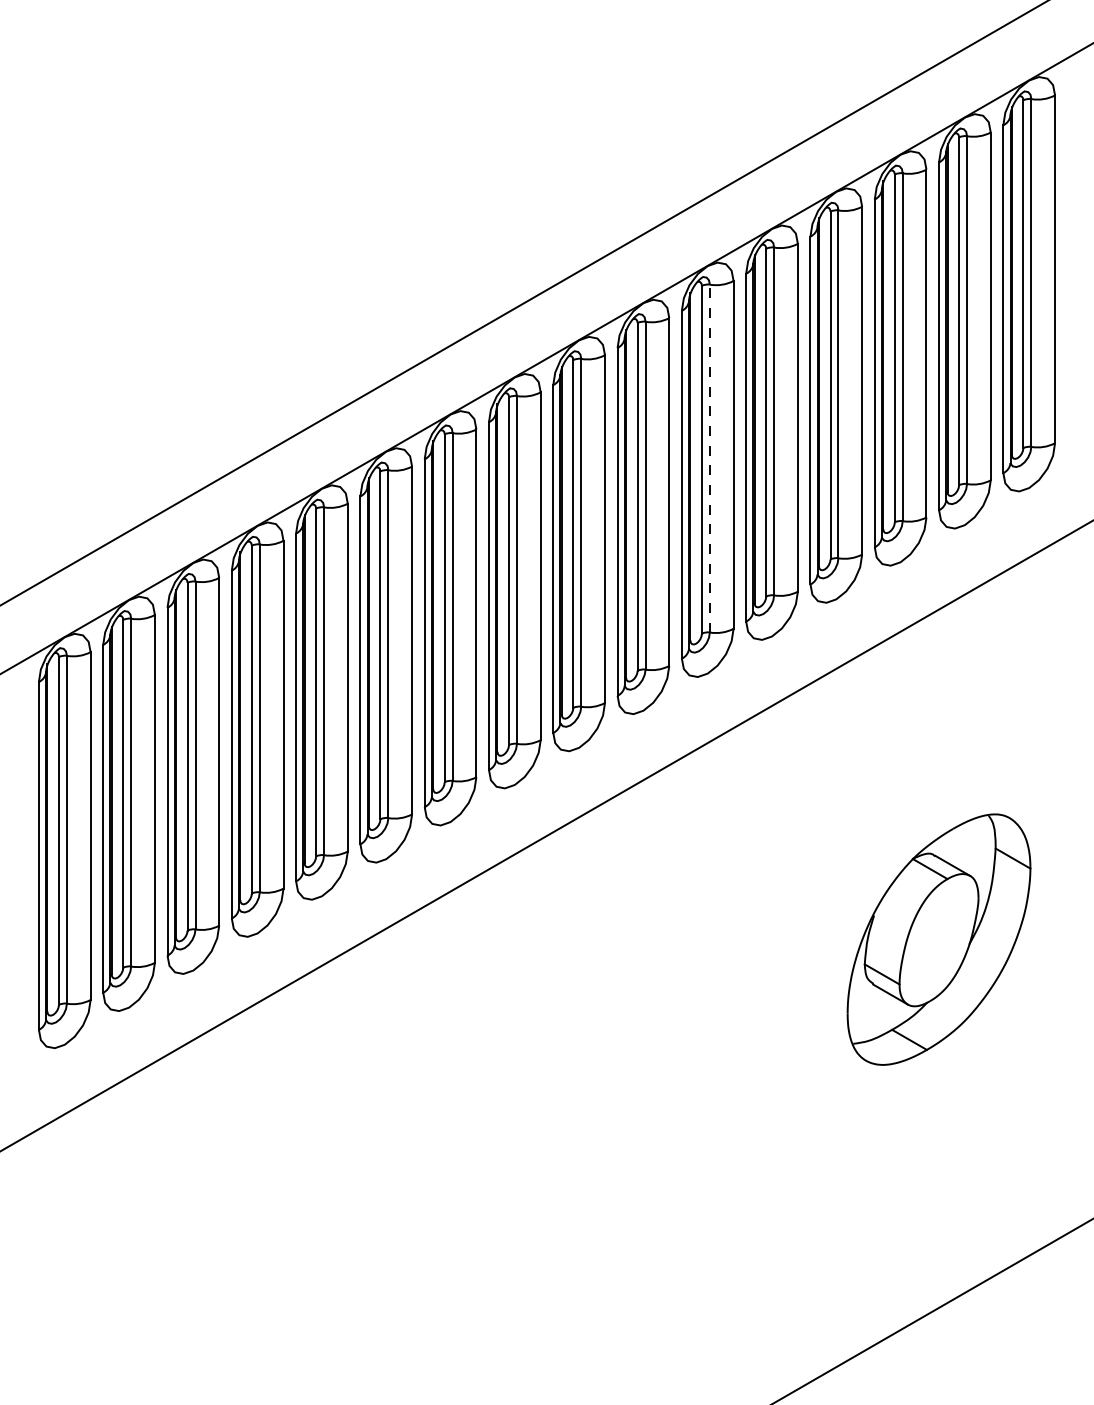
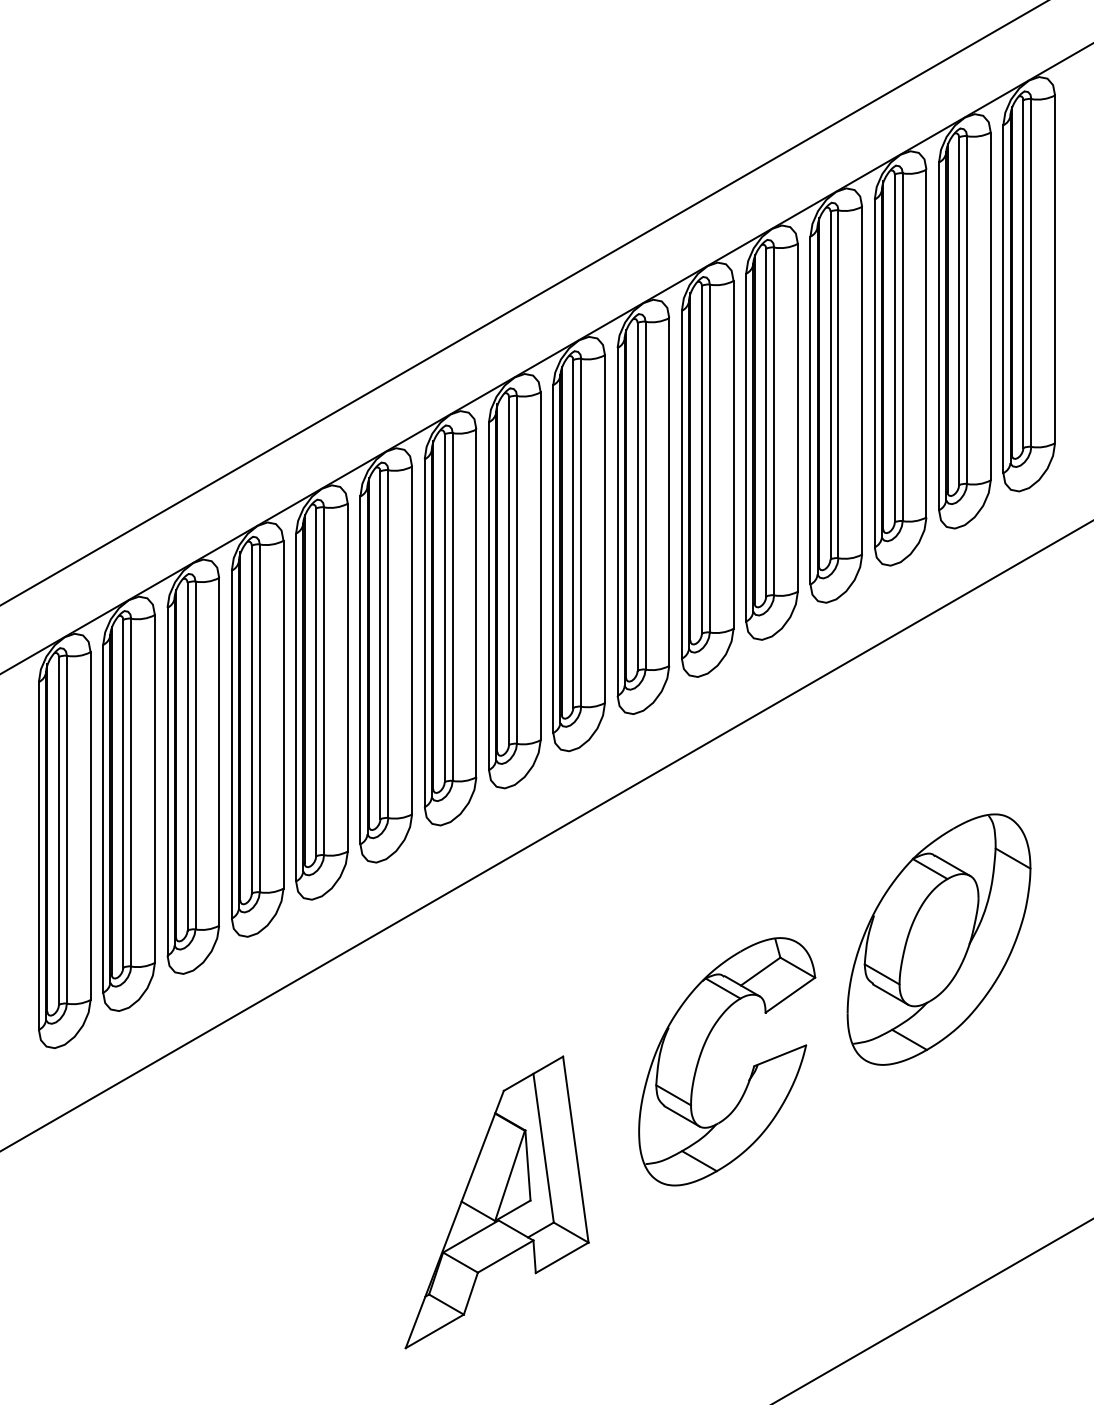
line: dashed -> solid (709, 458)
part: none -> present (752, 1067)
part: none -> present (496, 1202)
